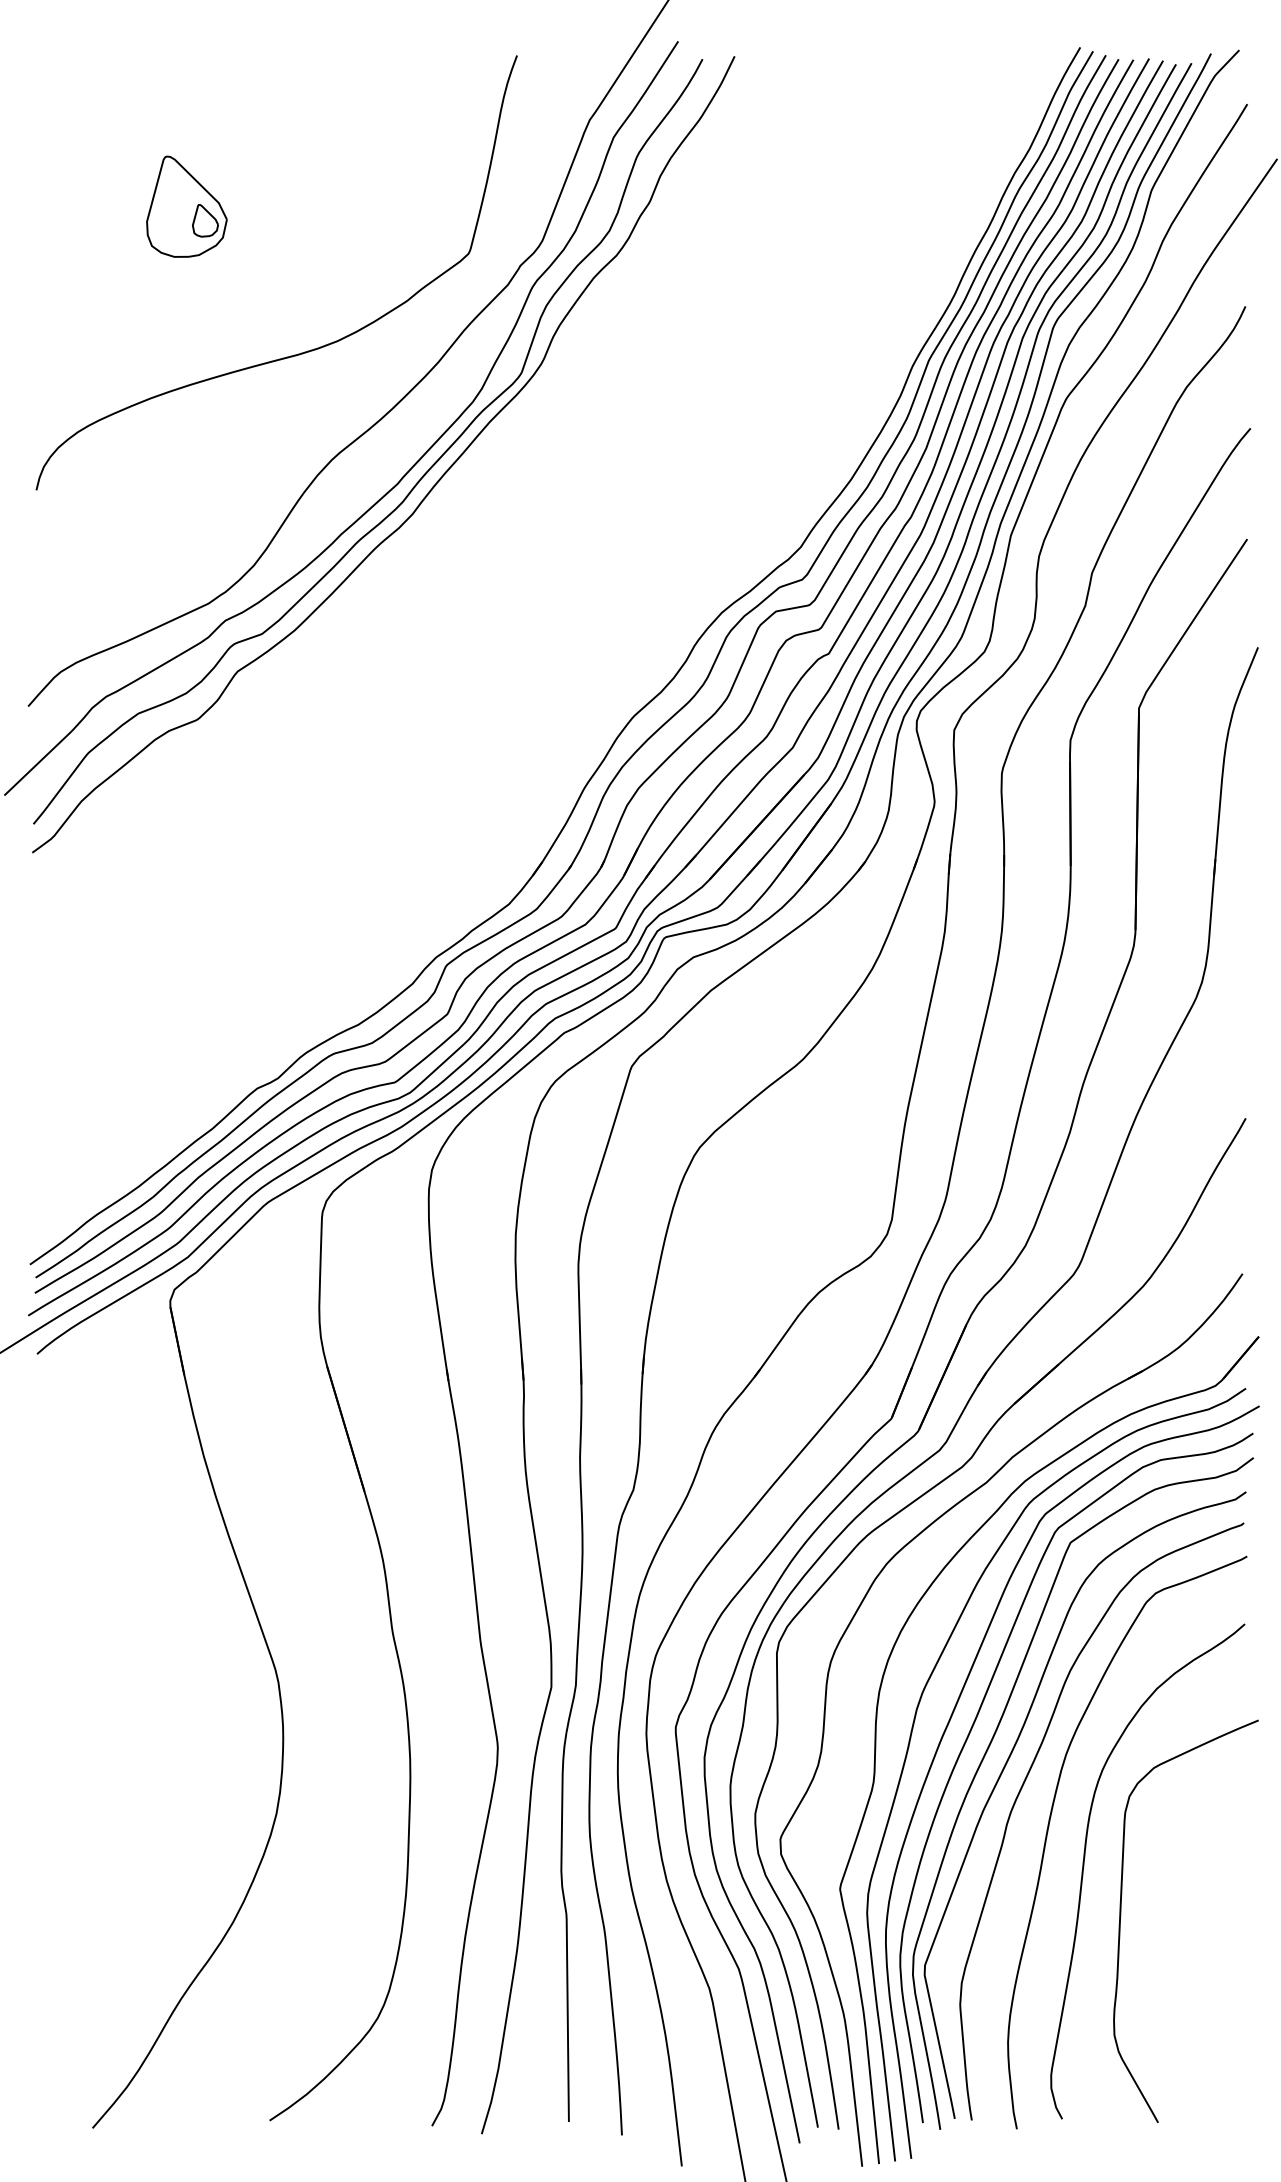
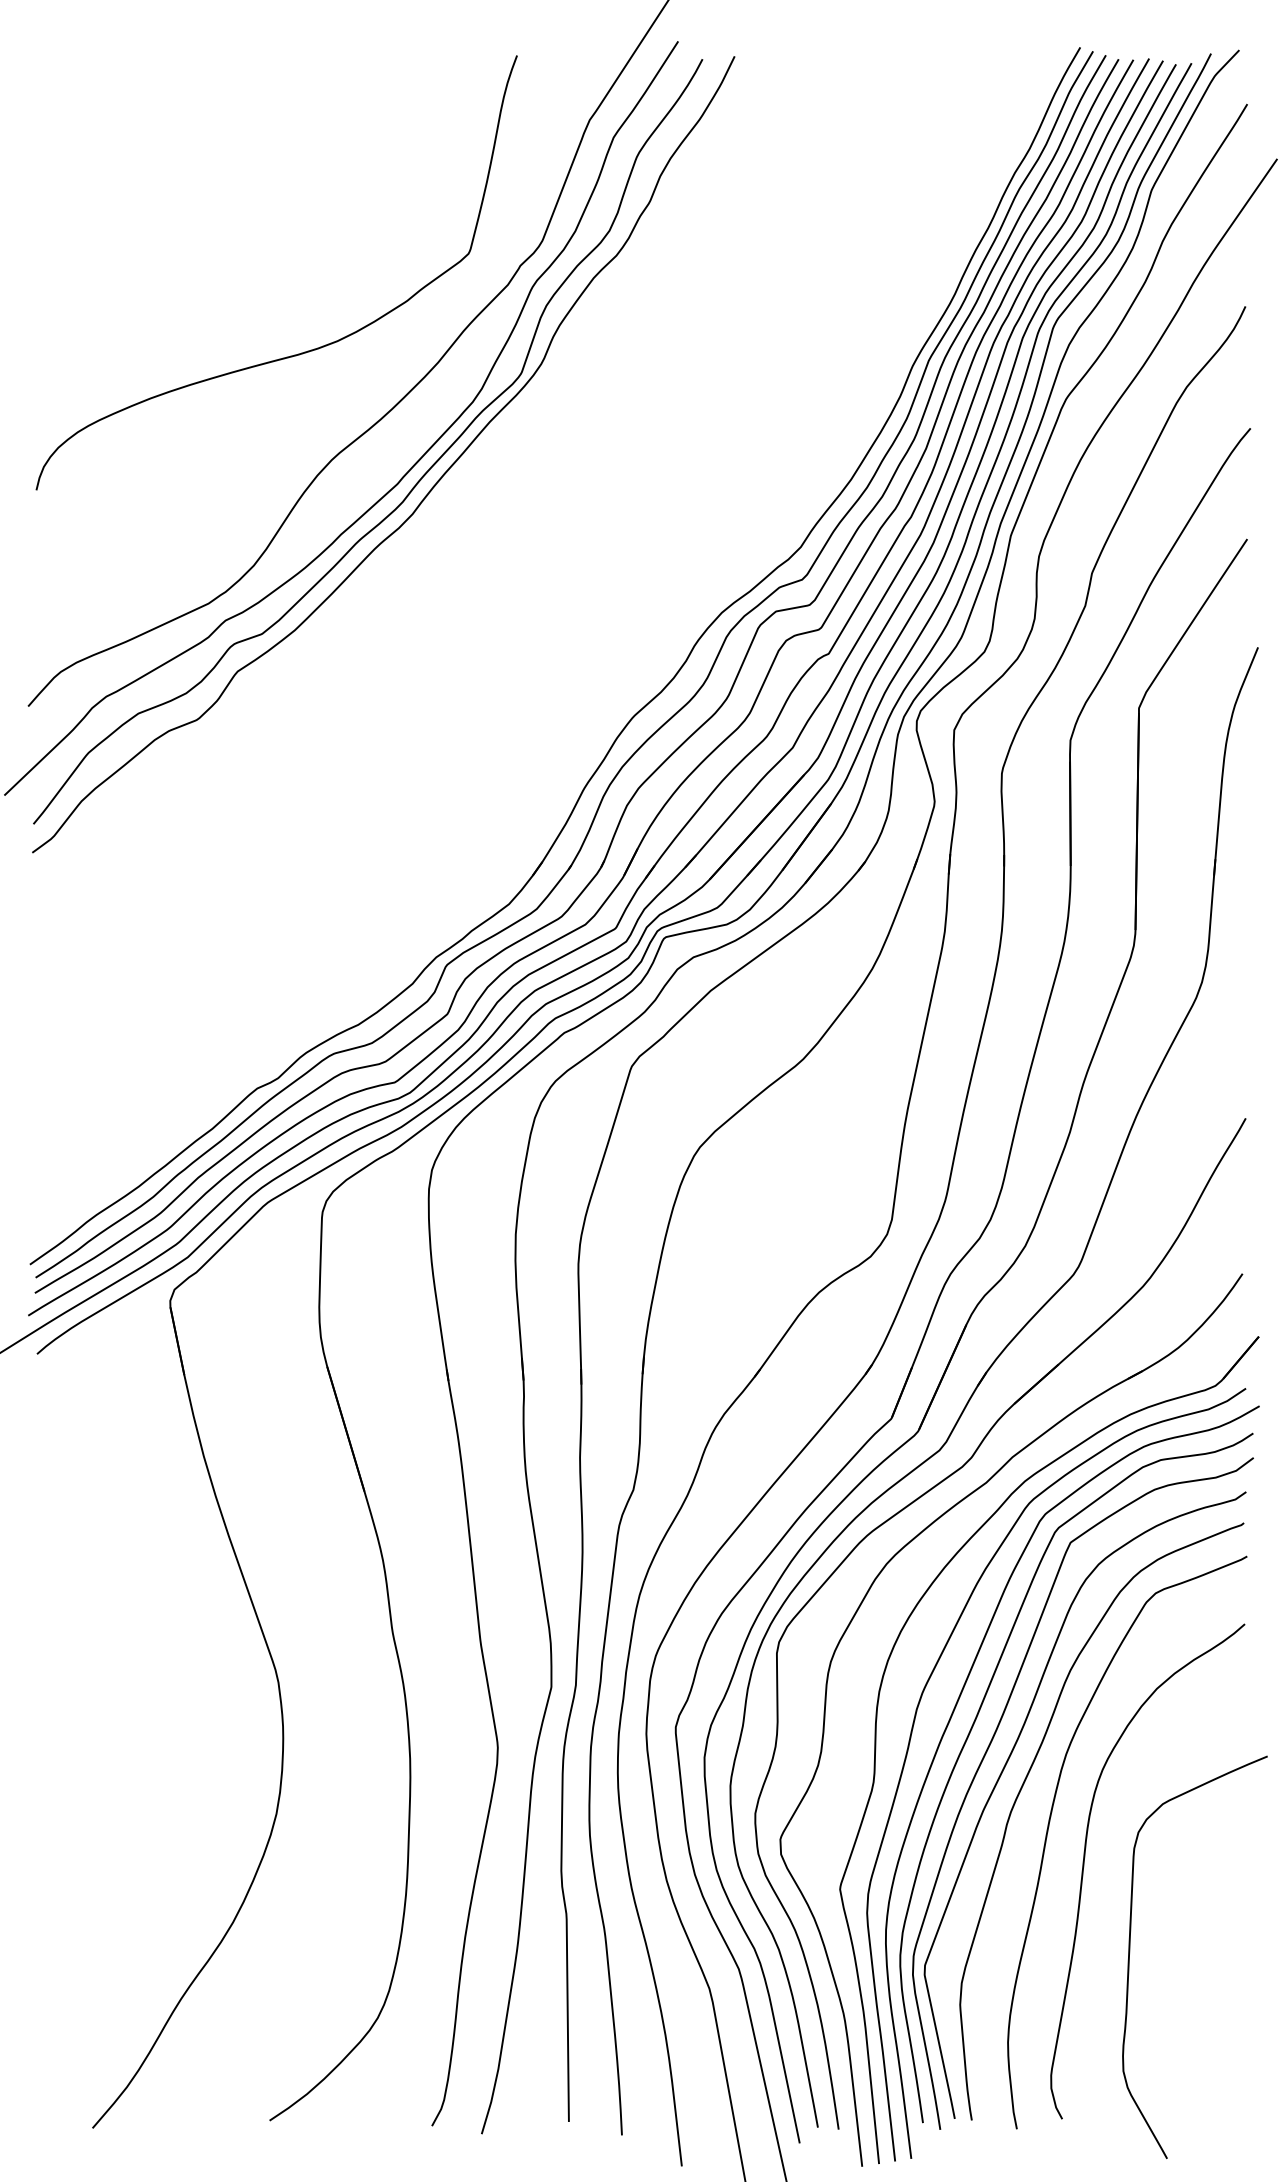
part: present -> none (186, 206)
curve position: (1121, 1916) -> (1130, 1952) (1130, 1952)
